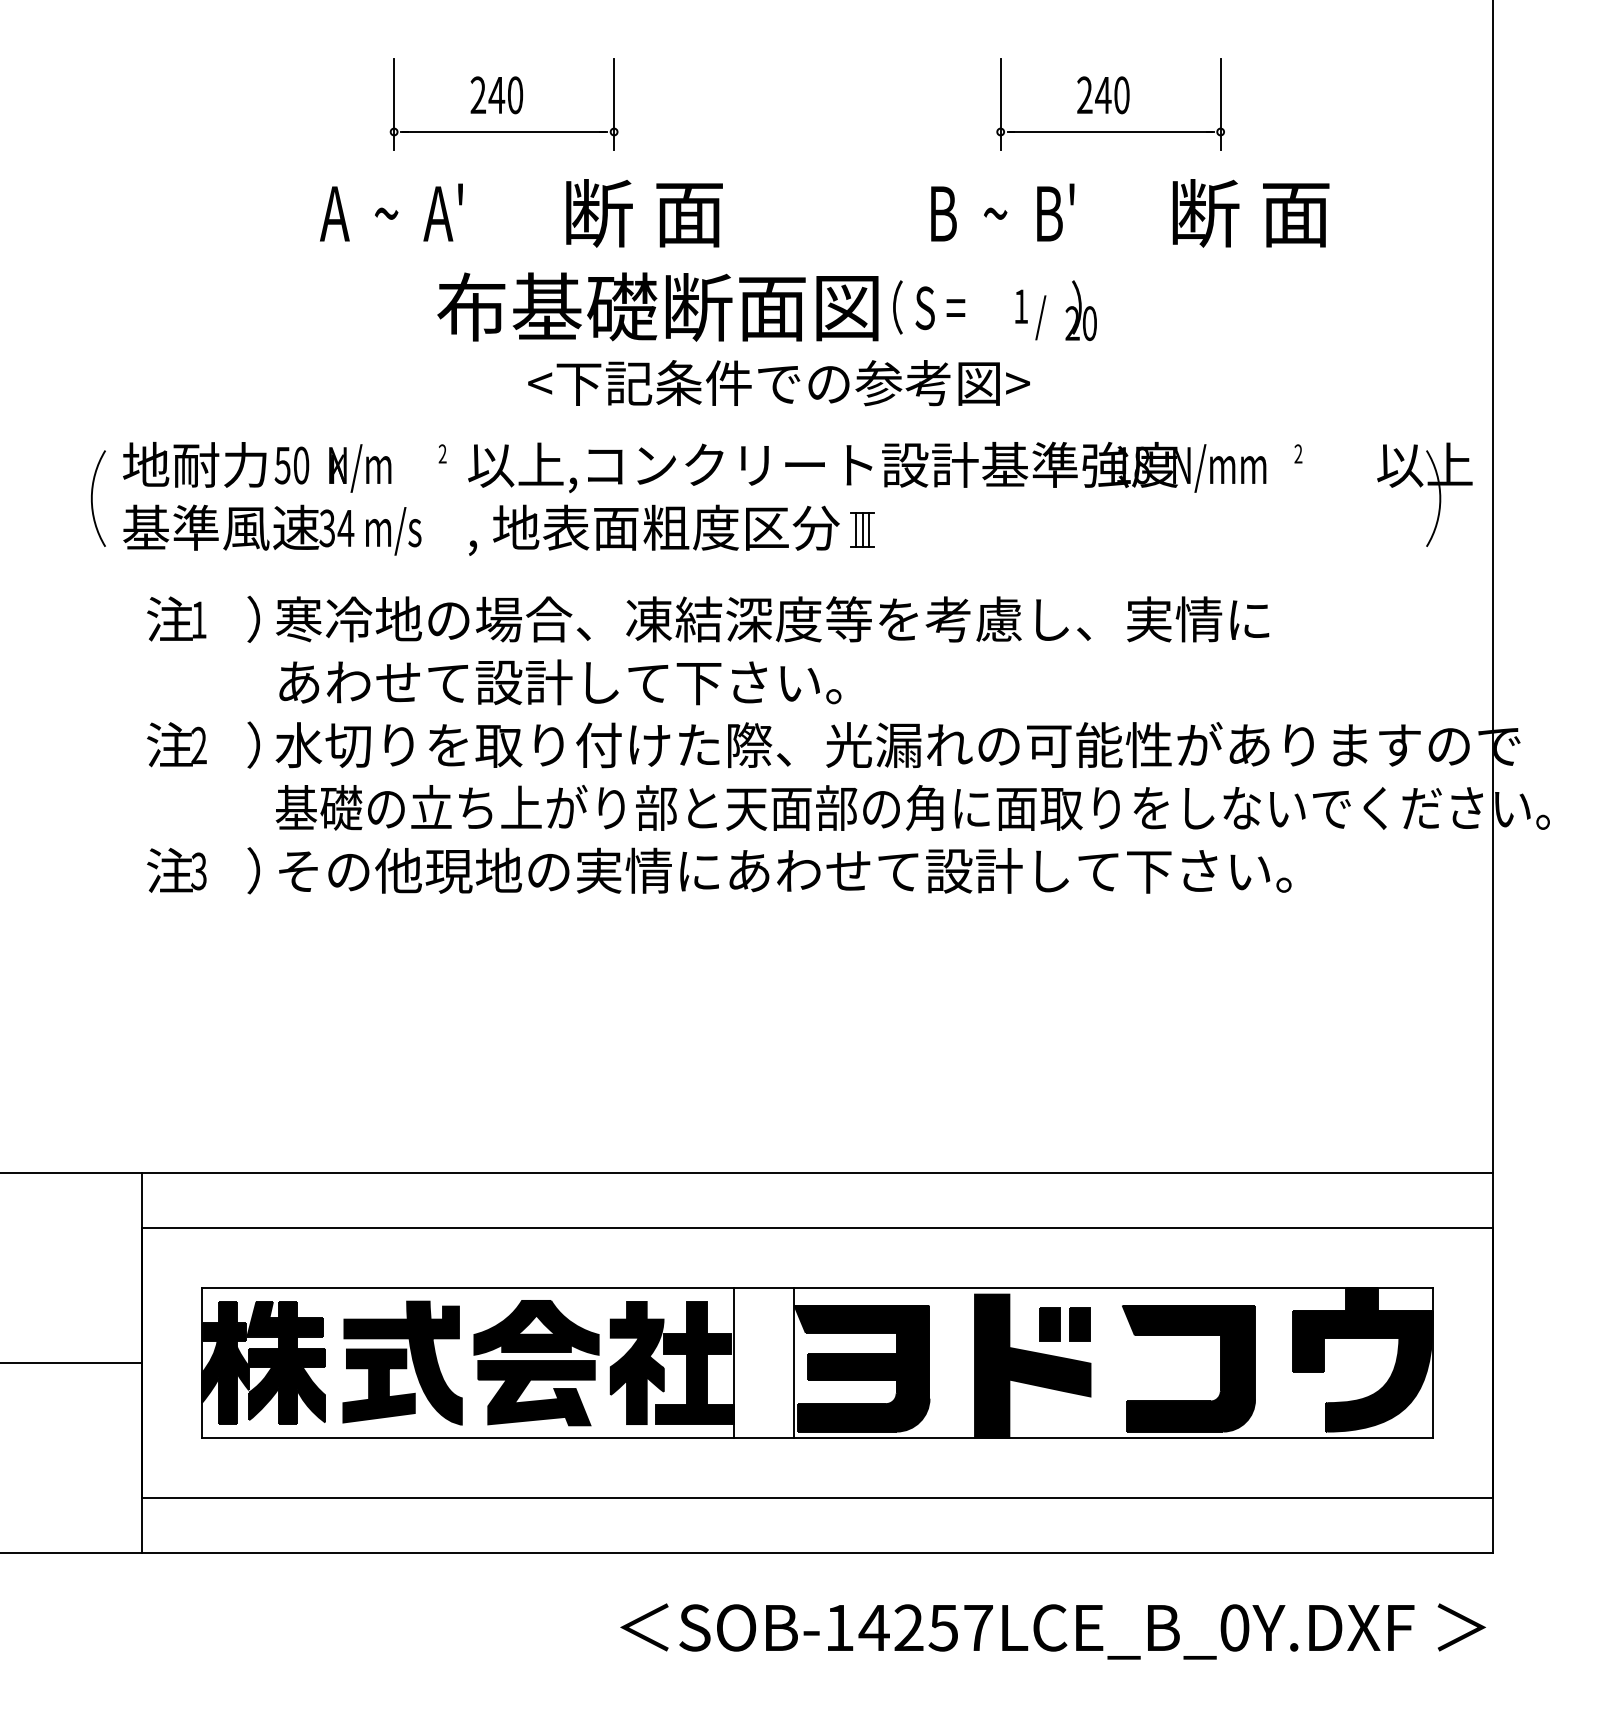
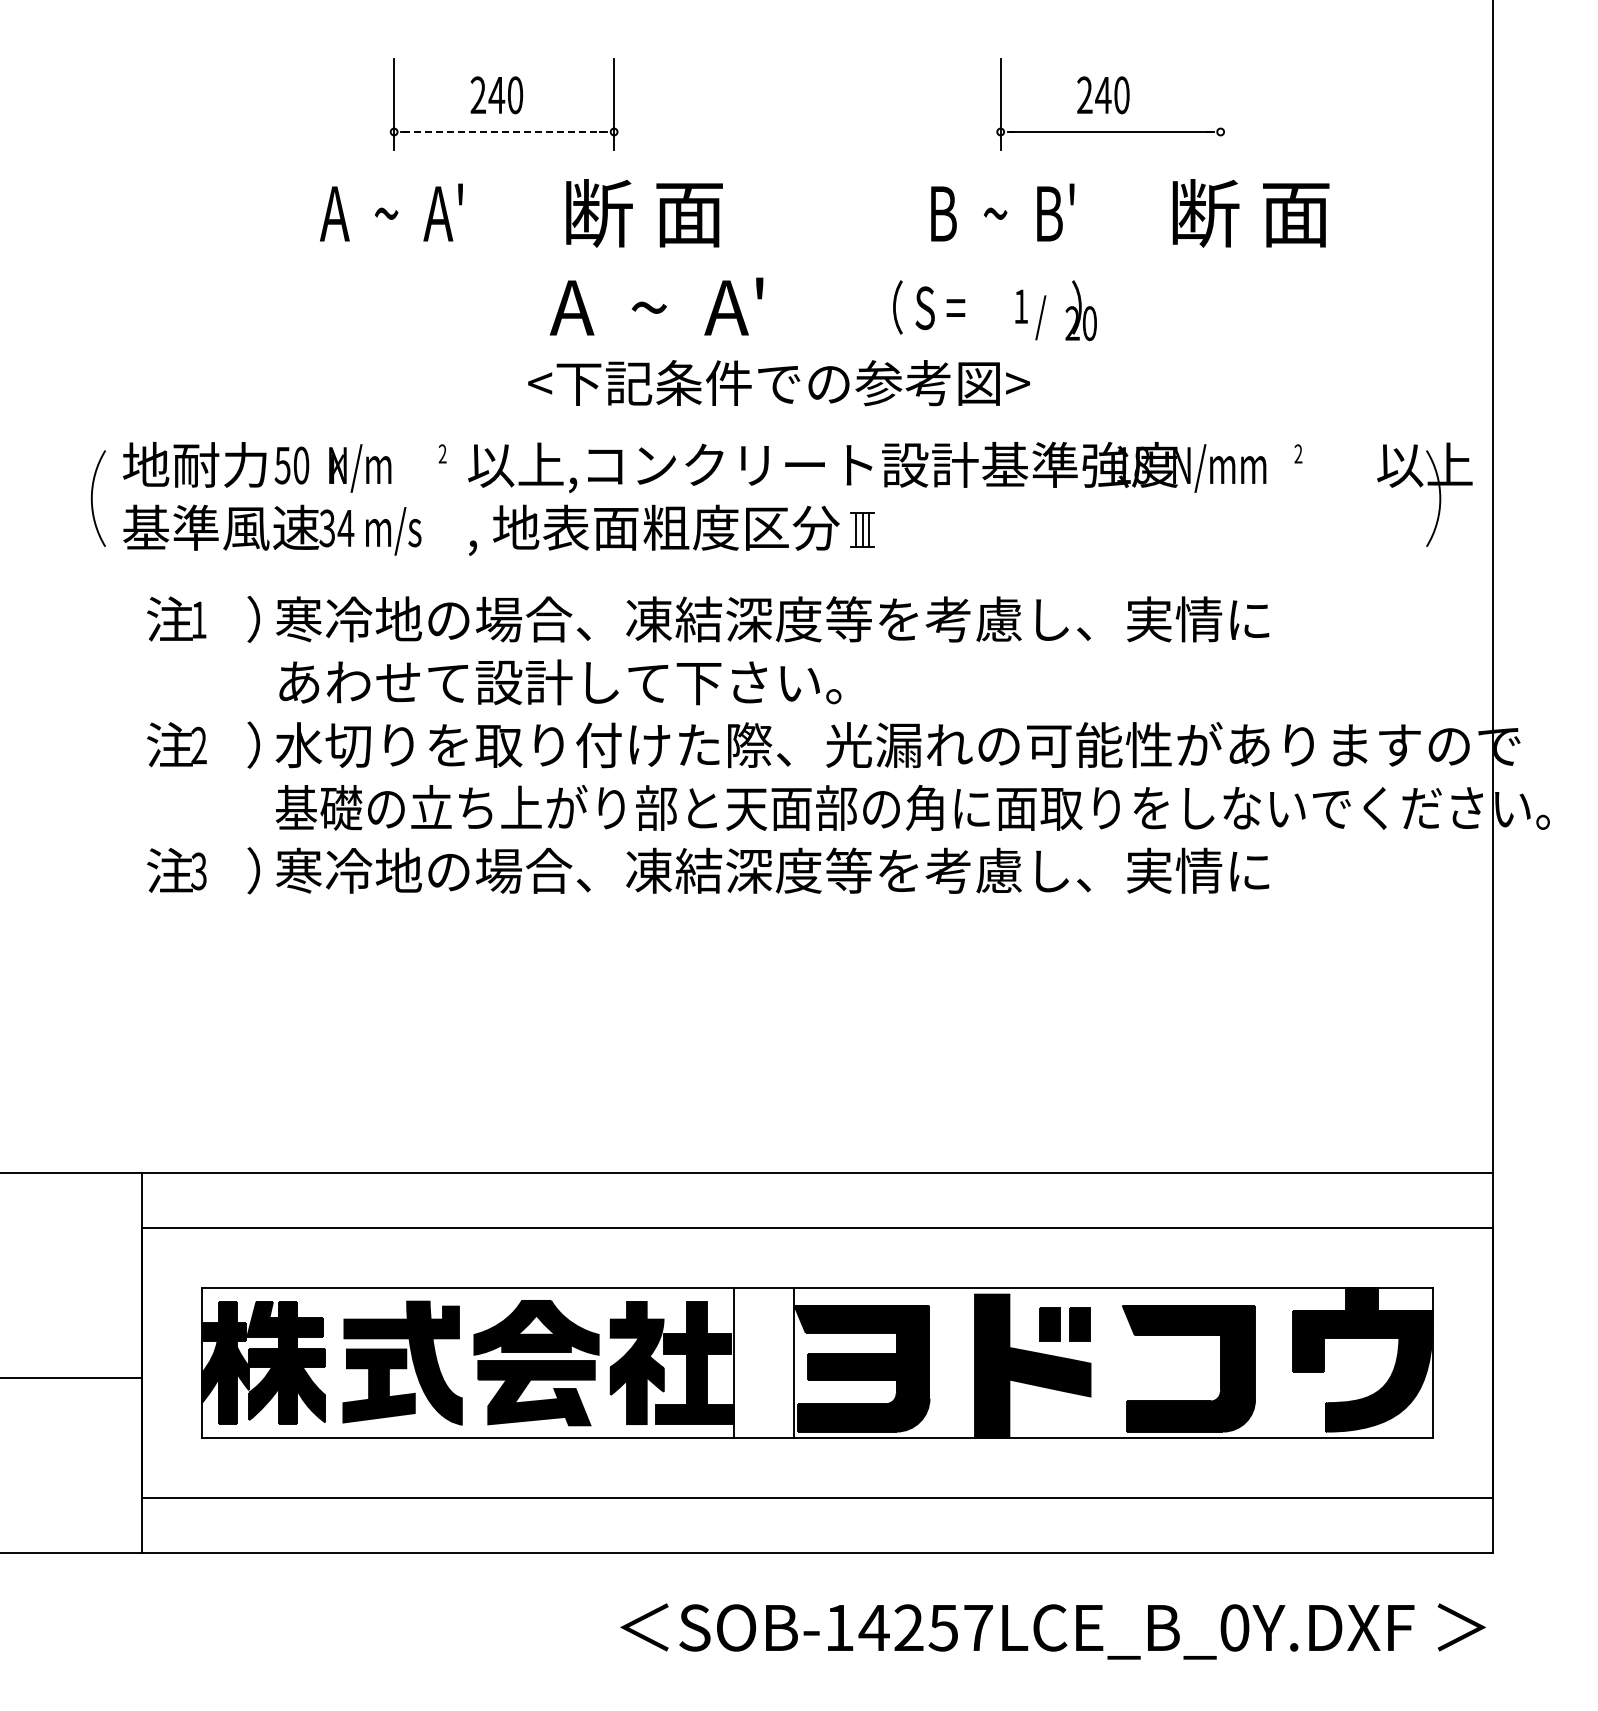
line: present -> none (1220, 104)
line: solid -> dashed (504, 132)
text: 布基礎断面図 -> A  ~  A' (657, 306)
text: その他現地の実情にあわせて設計して下さい。 -> 寒冷地の場合、凍結深度等を考慮し、実情に (783, 870)
line position: (71, 1363) -> (71, 1378) (71, 1378)
